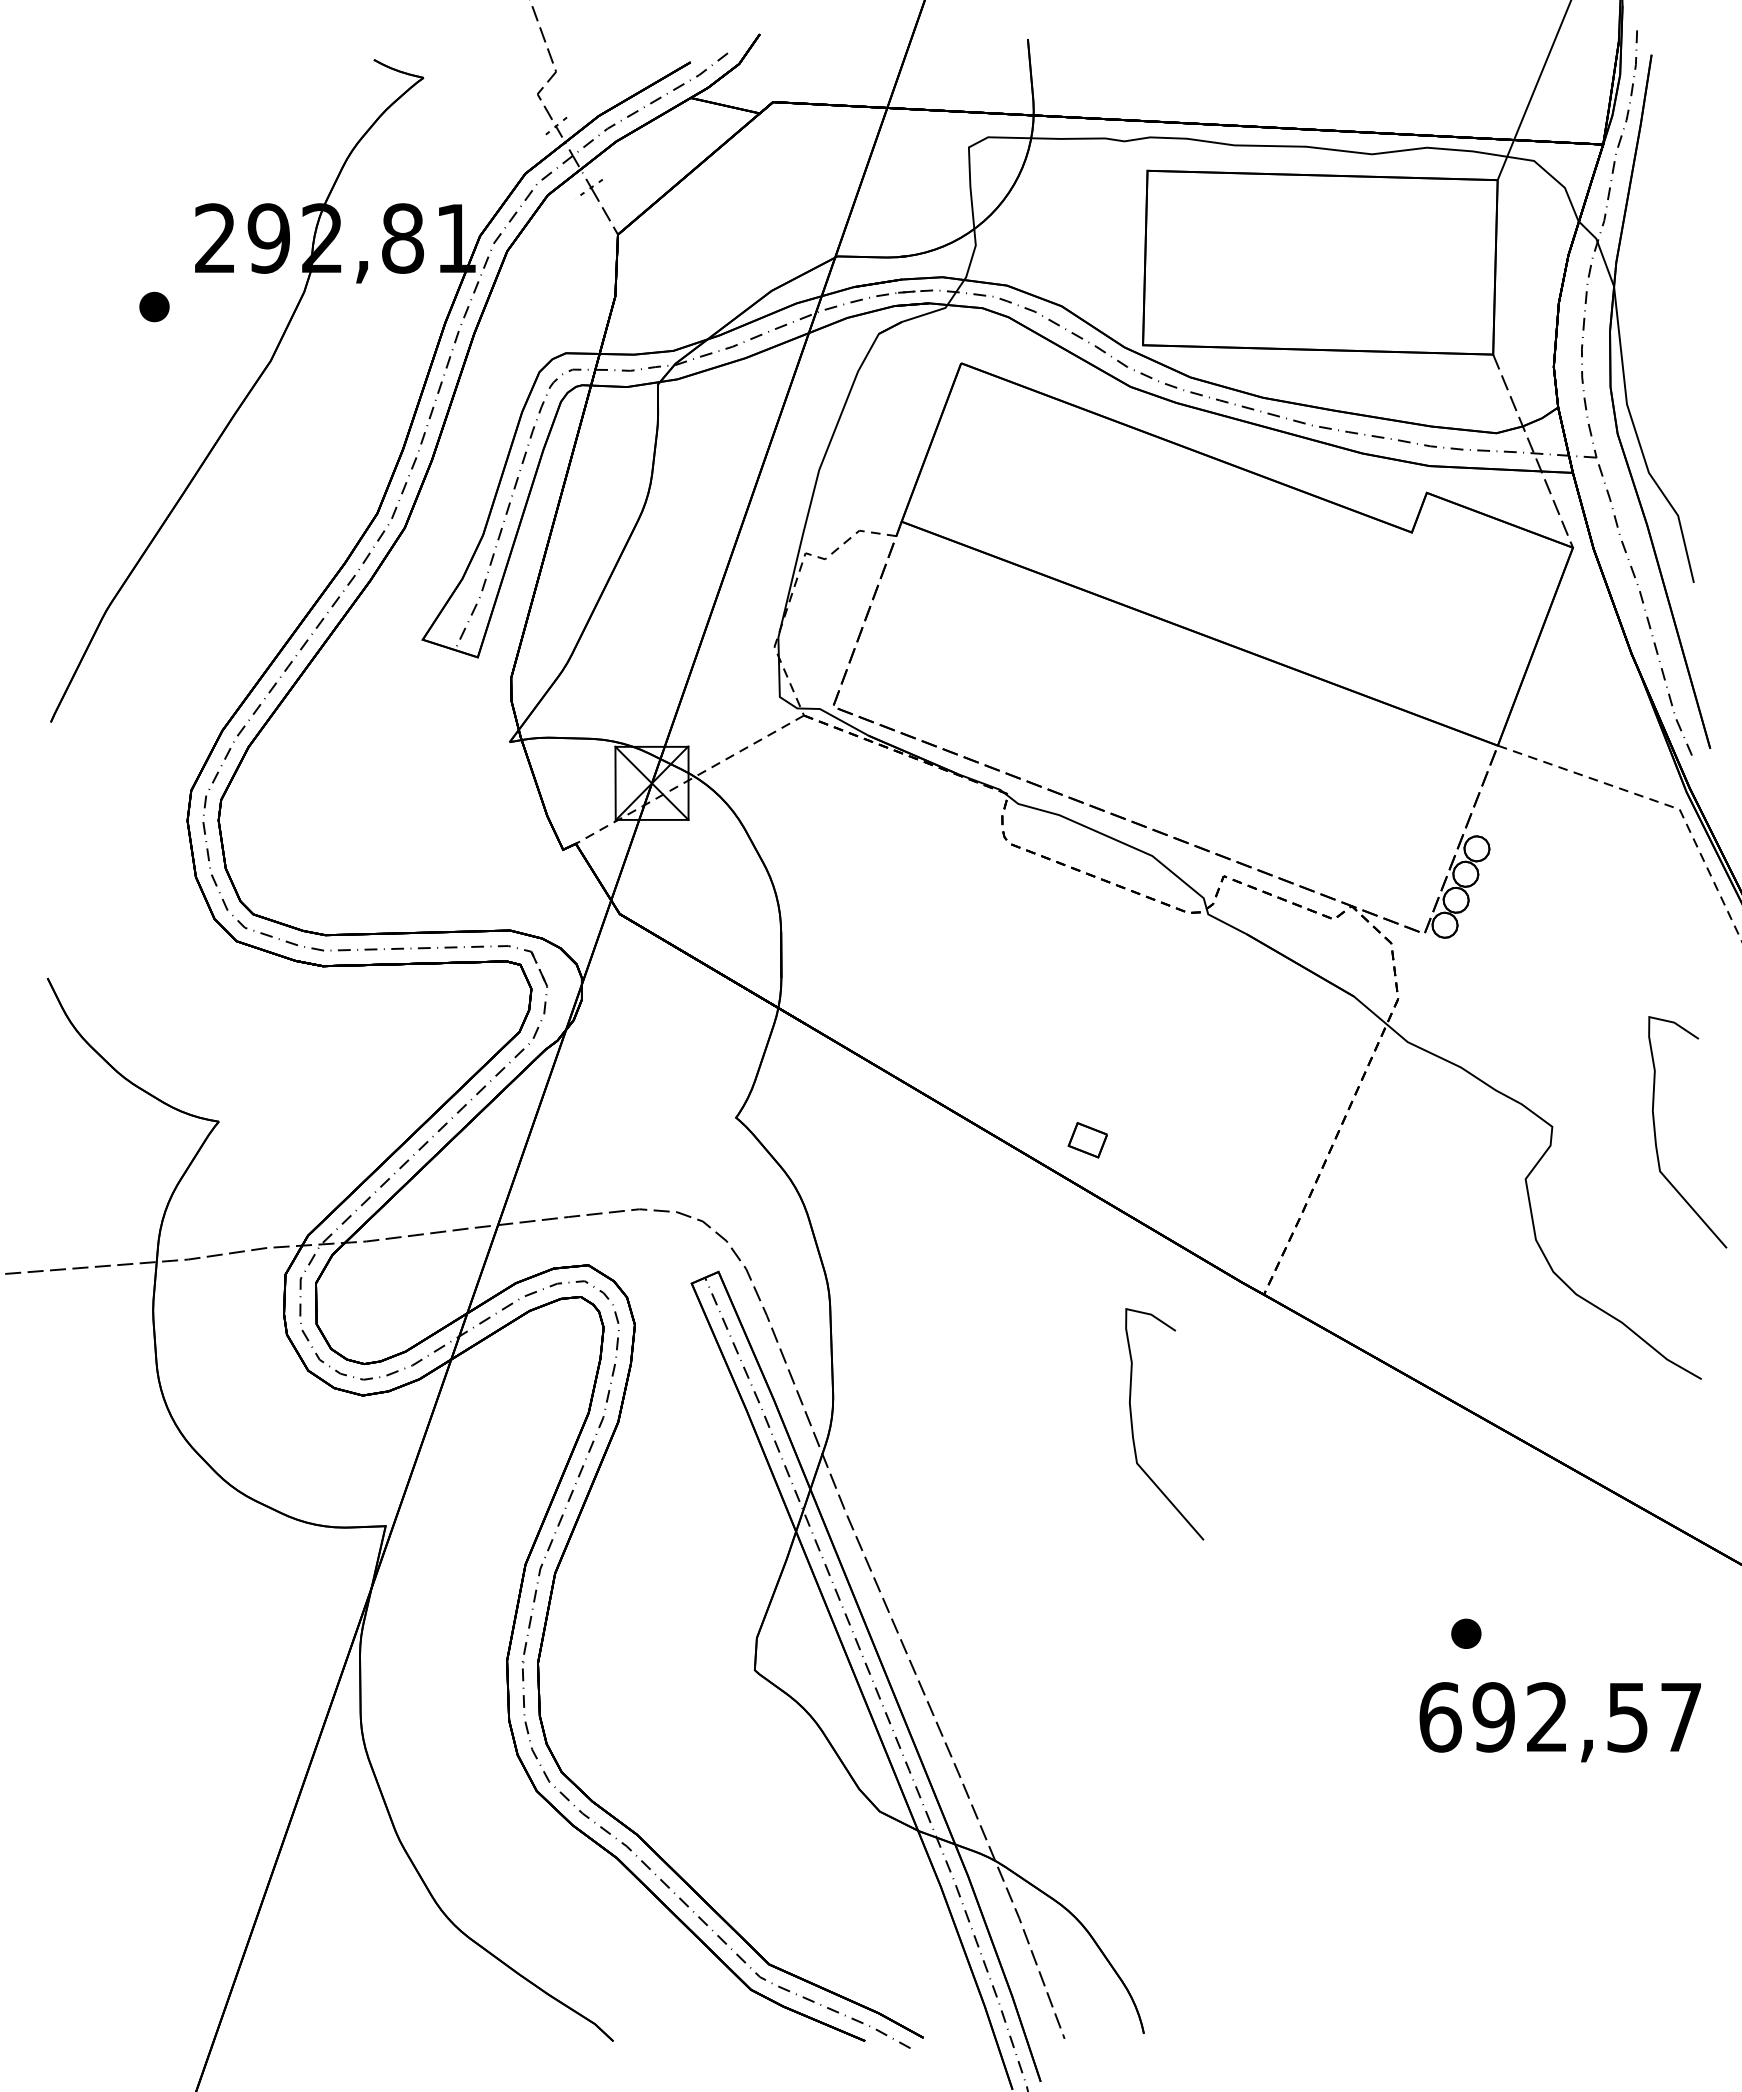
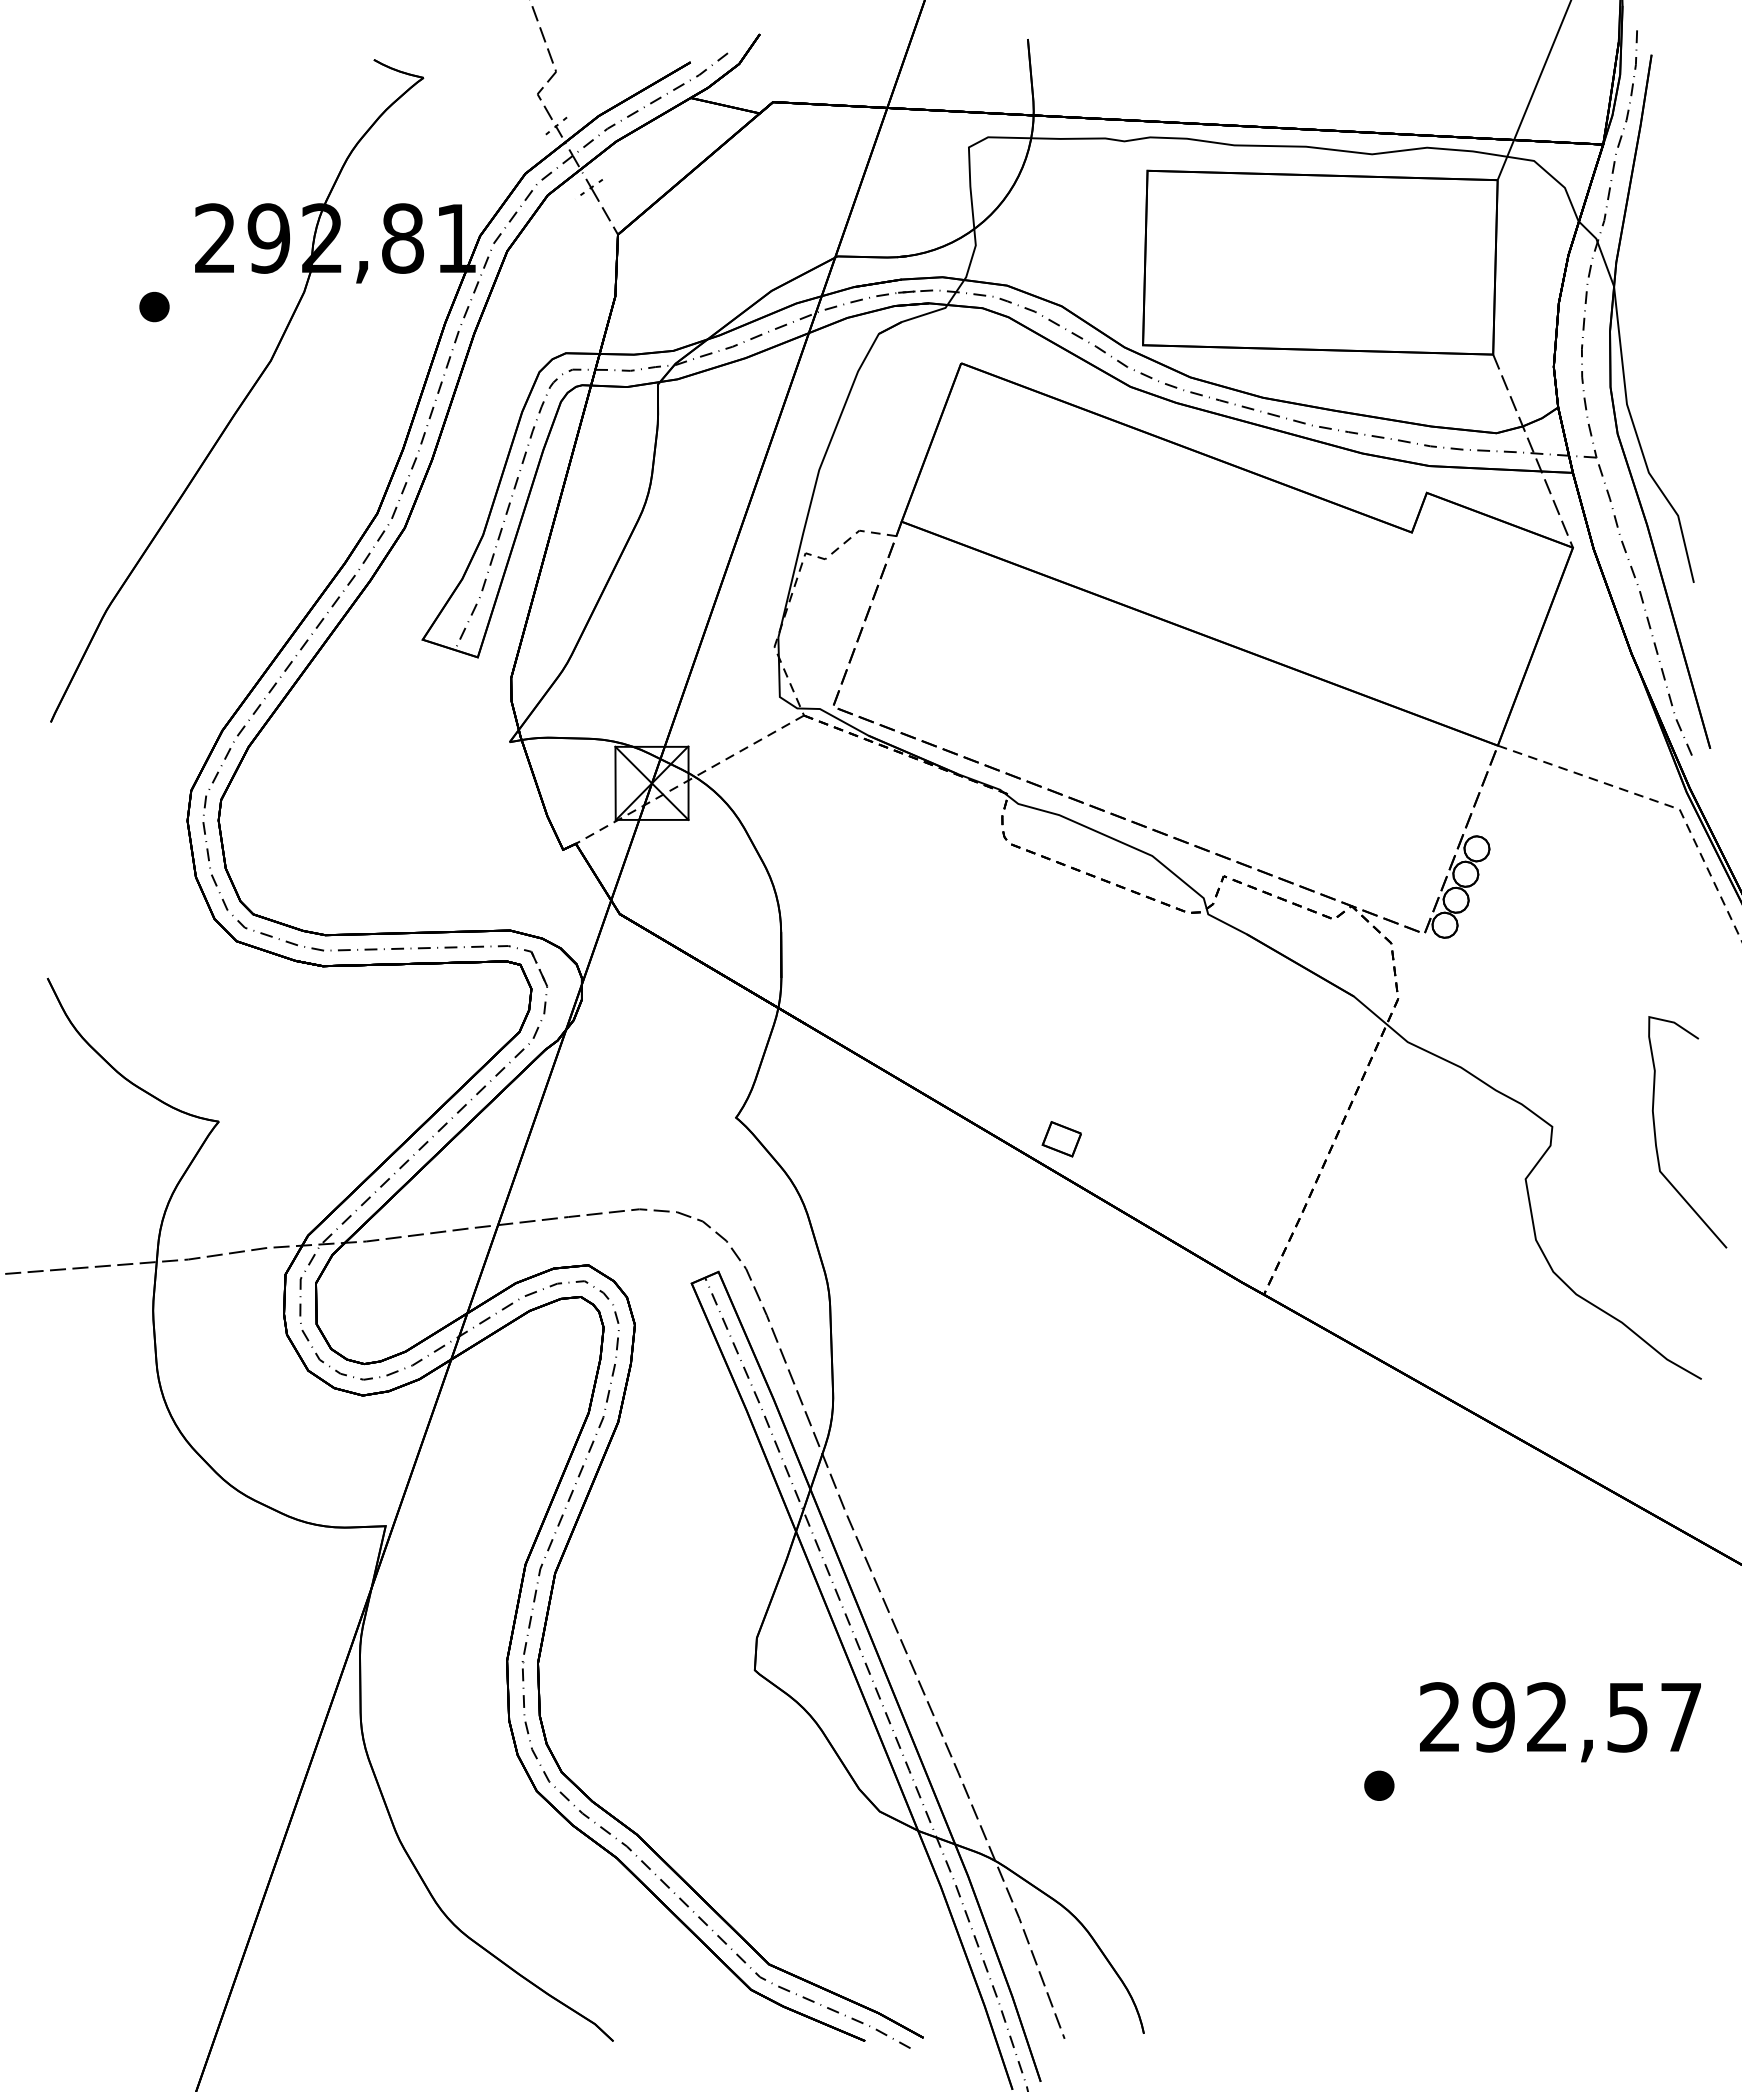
part position: (1087, 1140) -> (1061, 1139) (1061, 1139)
curve: present -> none (1133, 1428)
part position: (1466, 1633) -> (1379, 1785) (1379, 1785)
text: 692,57 -> 292,57 (1440, 1717)
